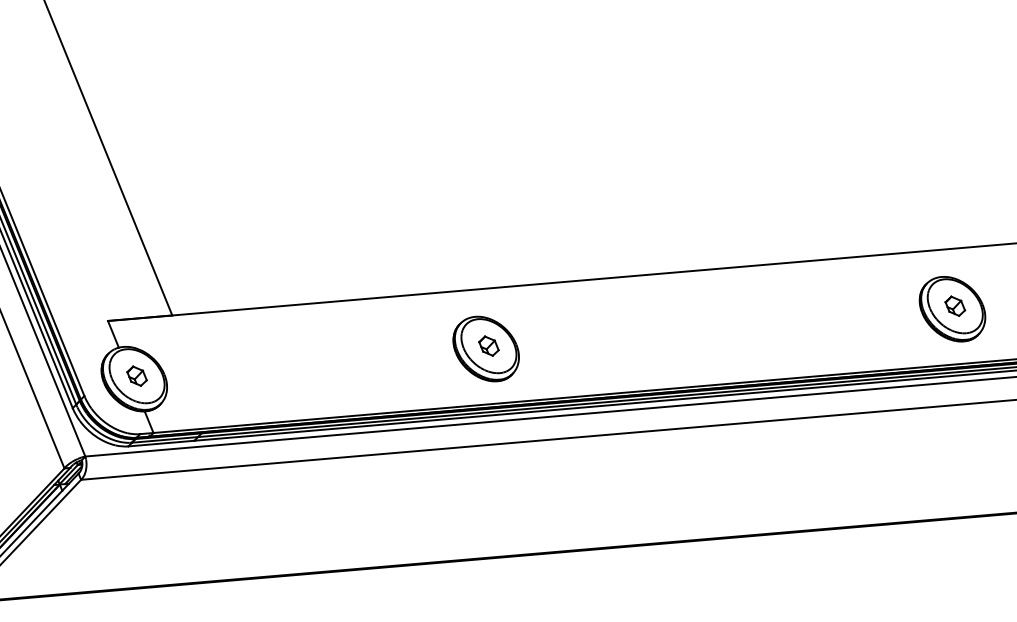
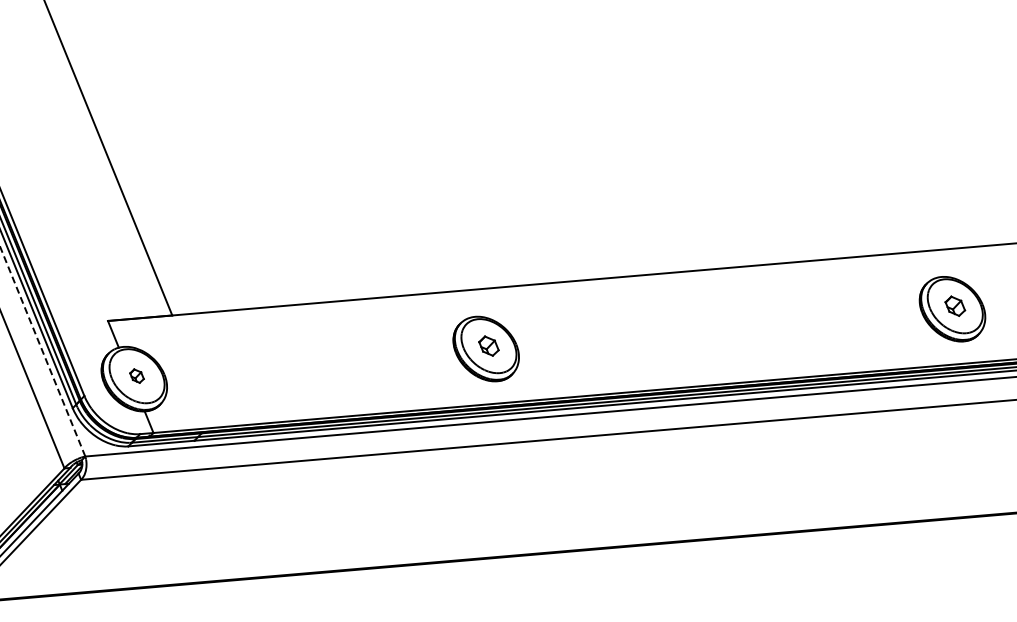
line: solid -> dashed (42, 351)
part size: 22x22 px -> 16x16 px (136, 375)
